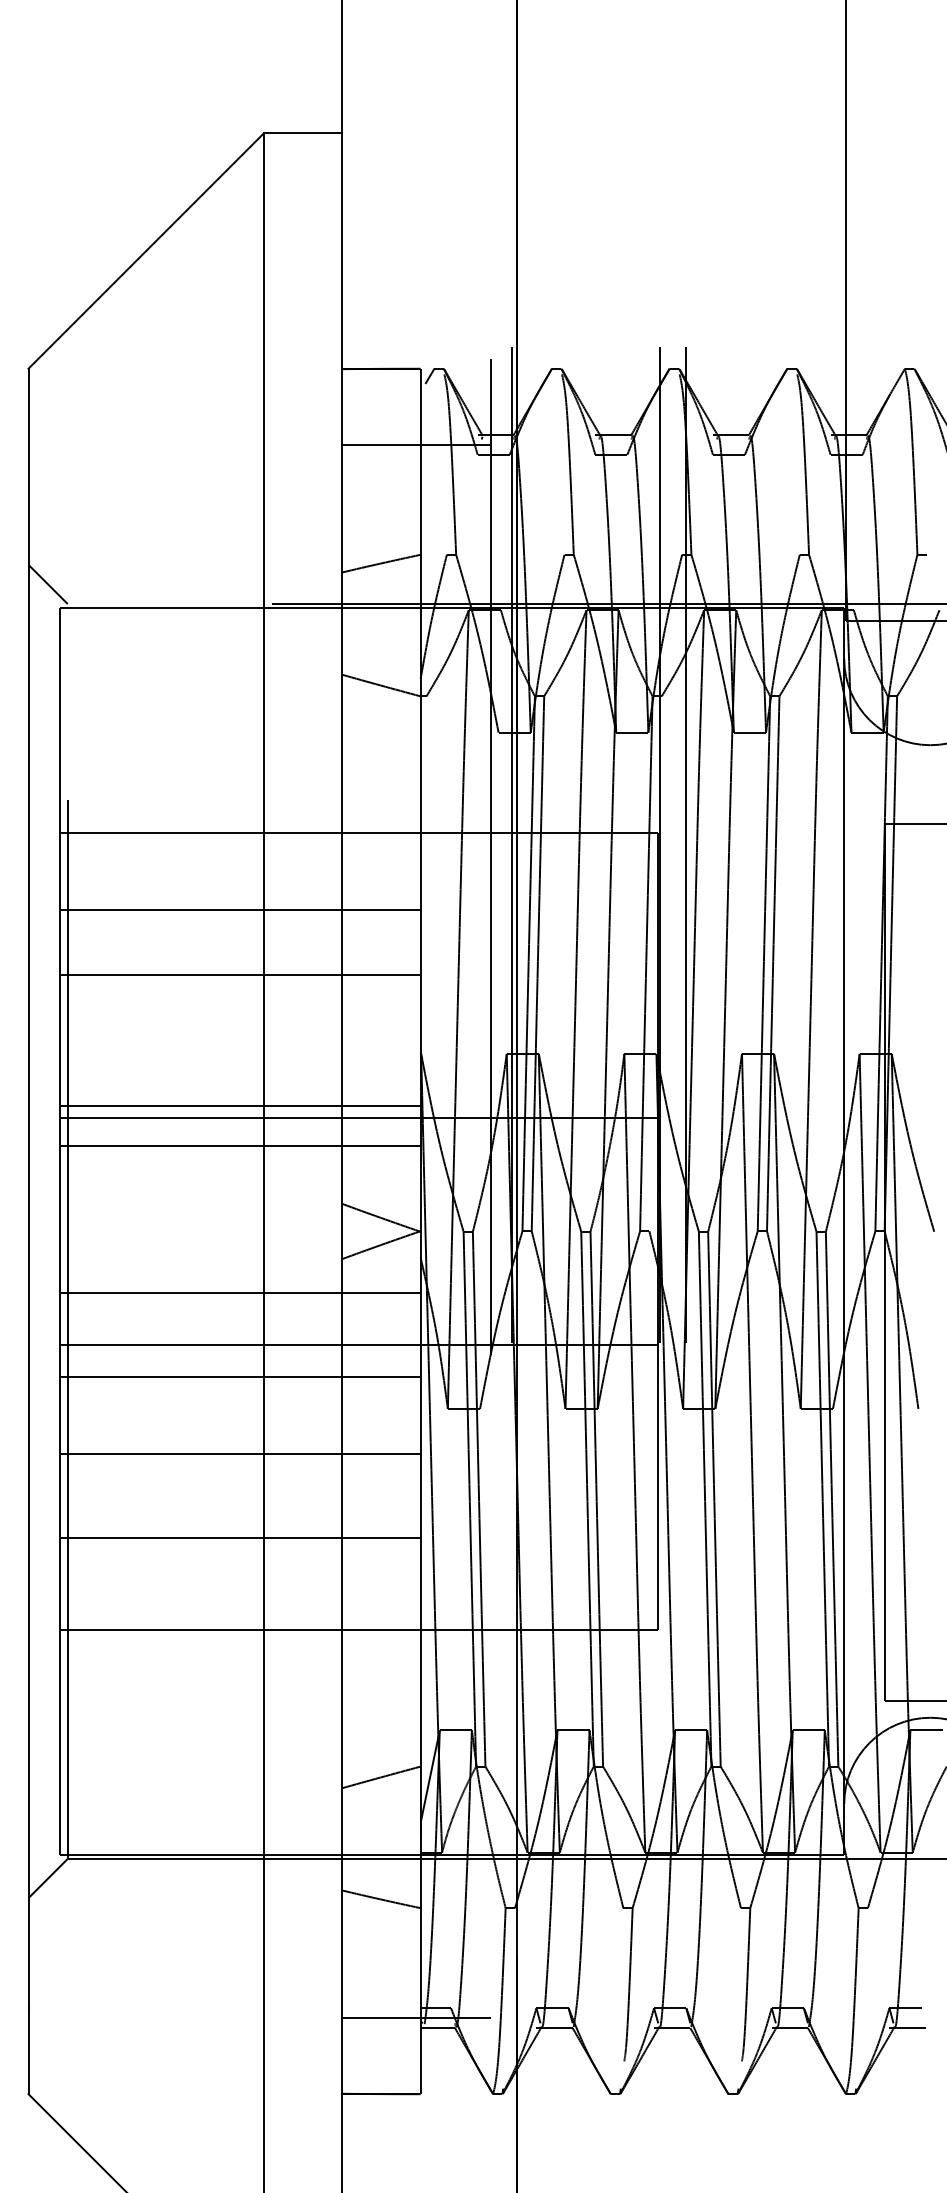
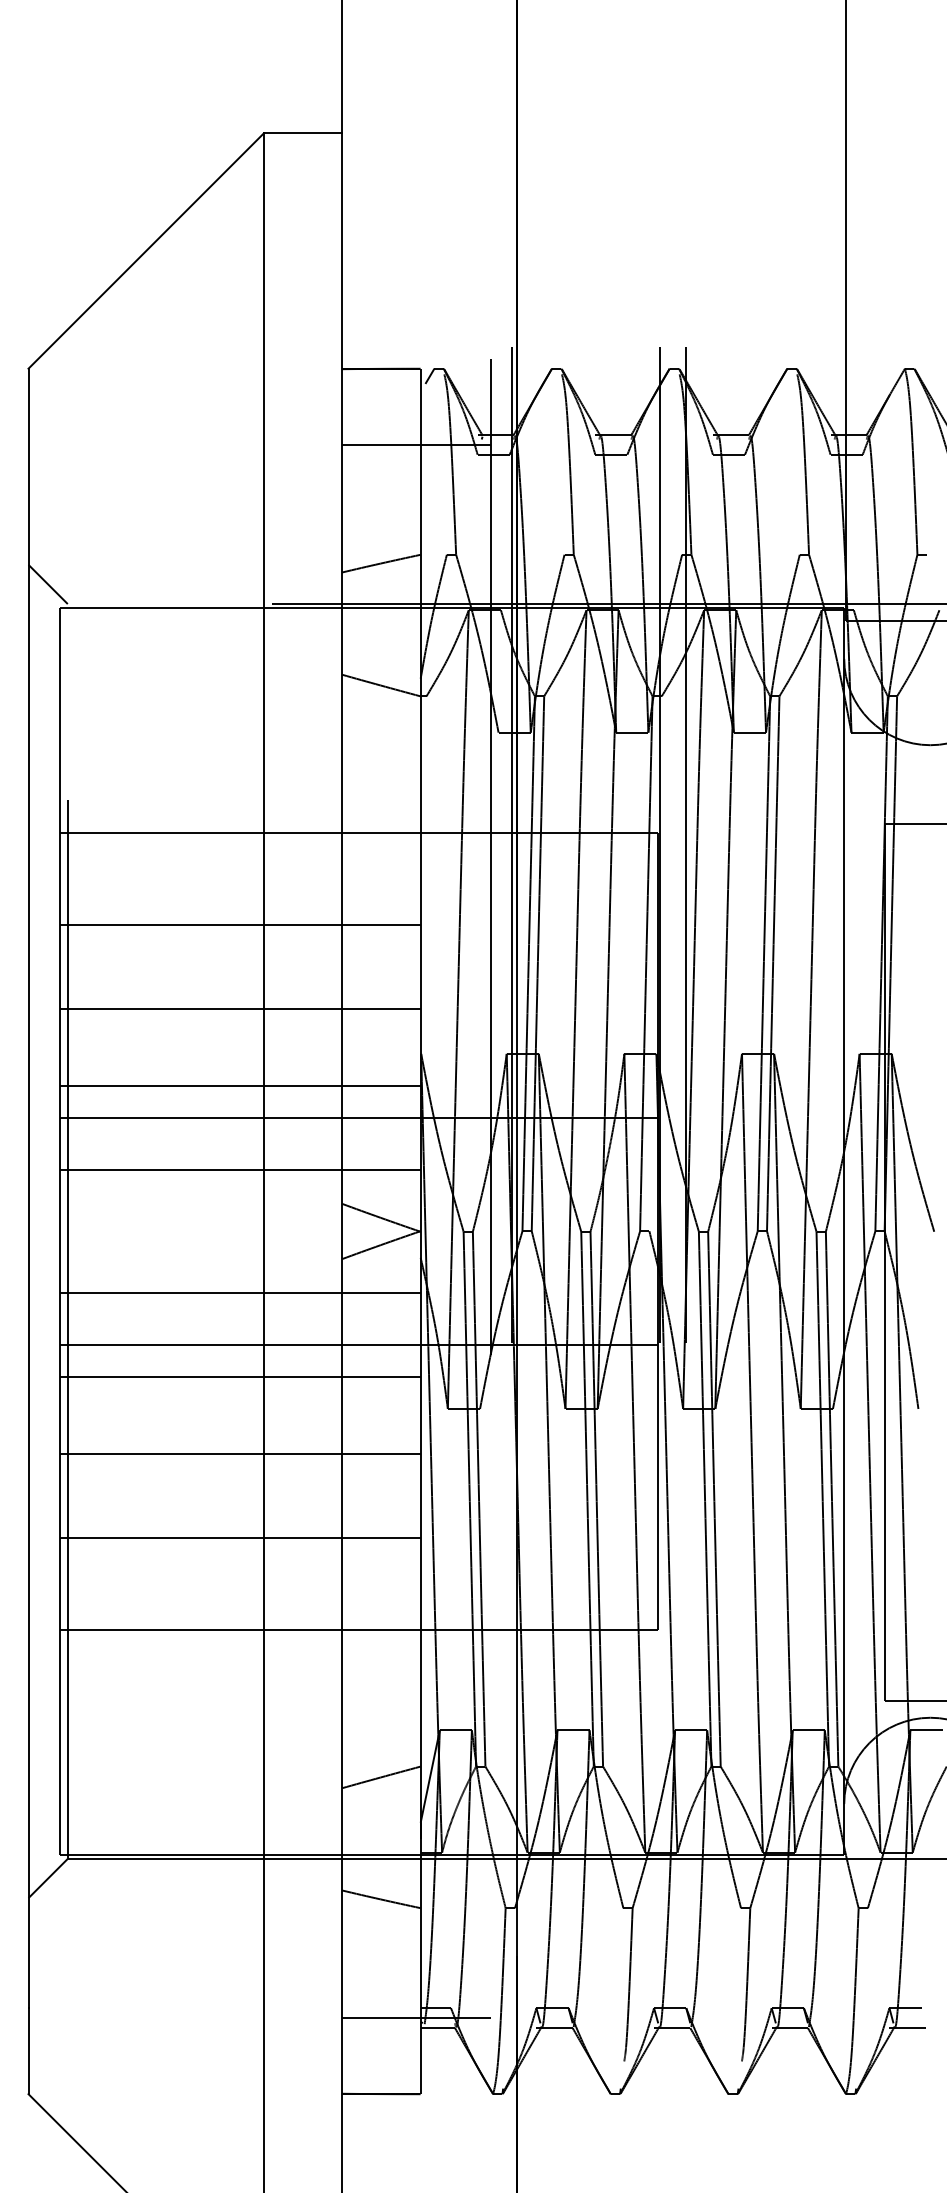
line position: (239, 910) -> (239, 925) (239, 925)
line position: (239, 974) -> (239, 1008) (239, 1008)
line position: (239, 1105) -> (239, 1085) (239, 1085)
line position: (239, 1145) -> (239, 1169) (239, 1169)
